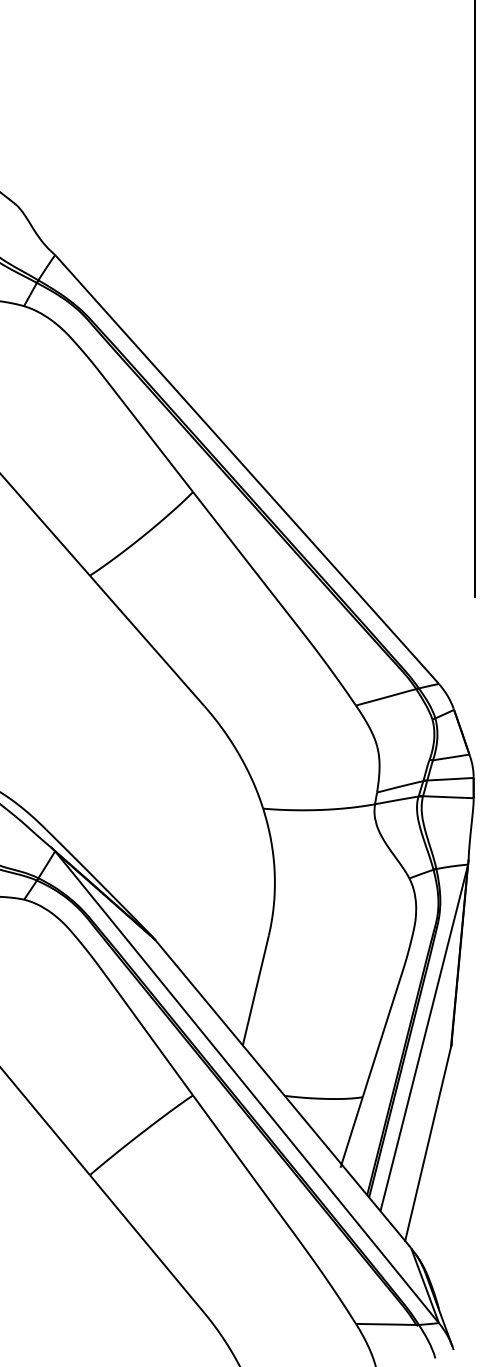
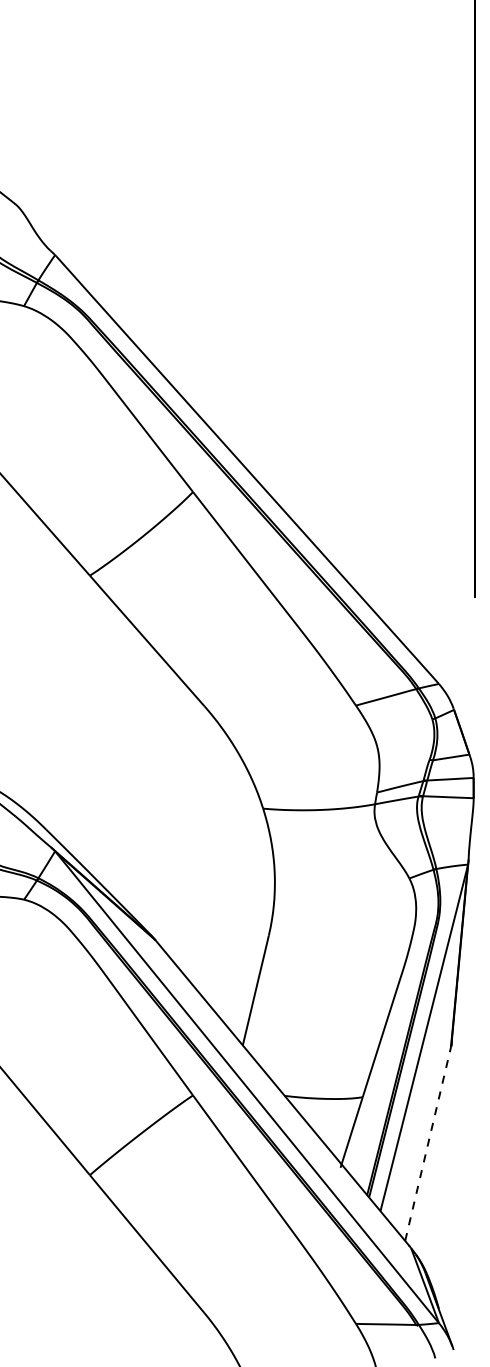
line: solid -> dashed (428, 1144)
